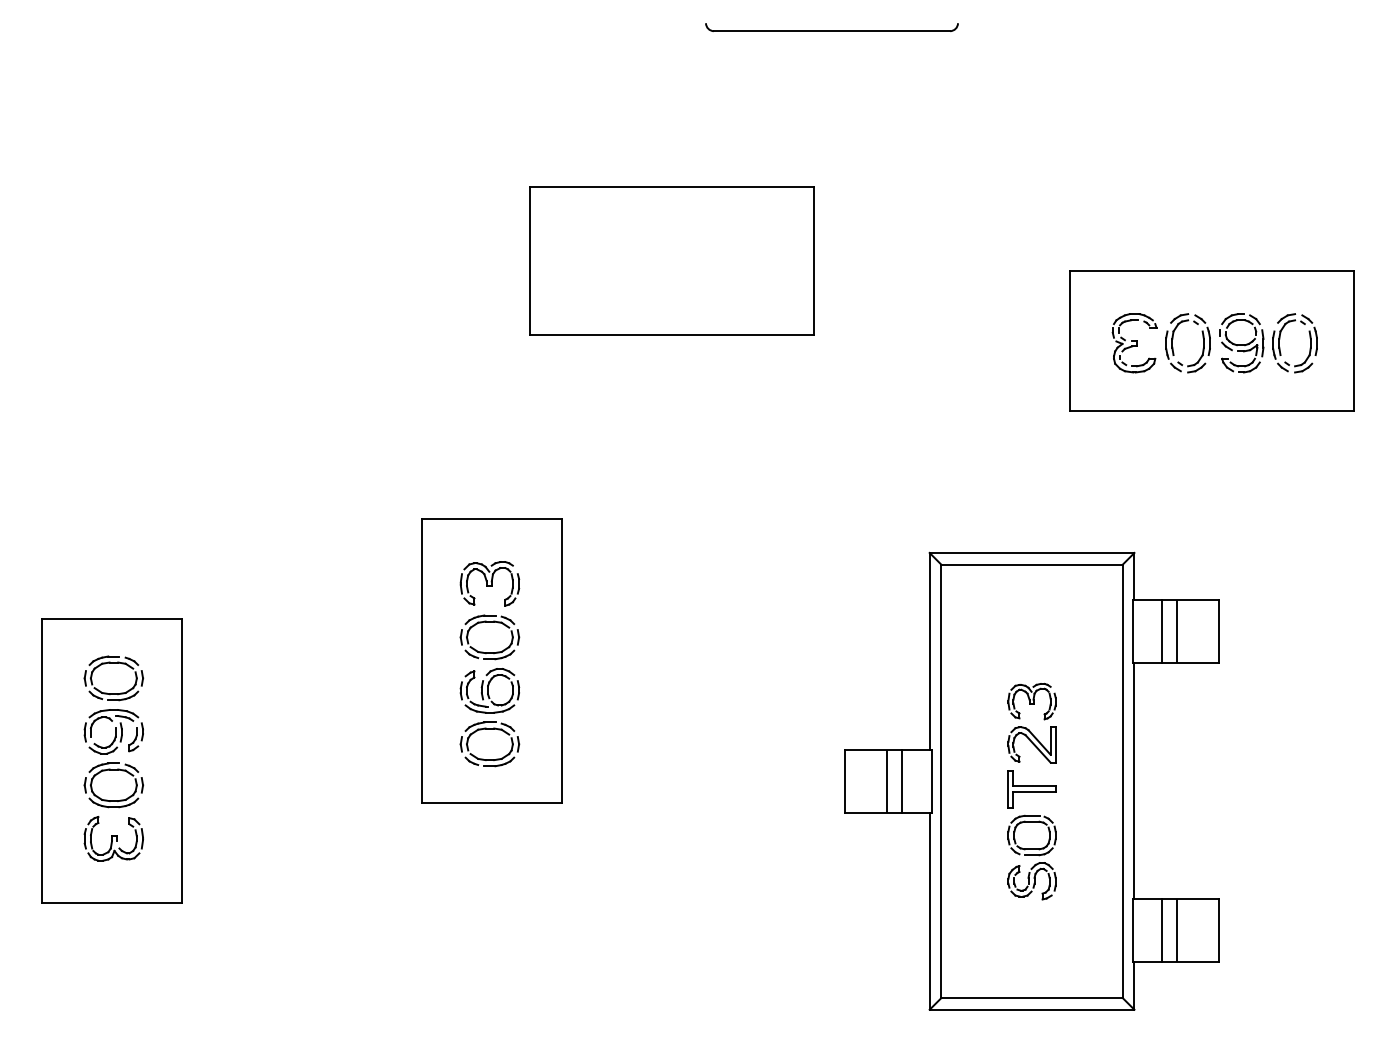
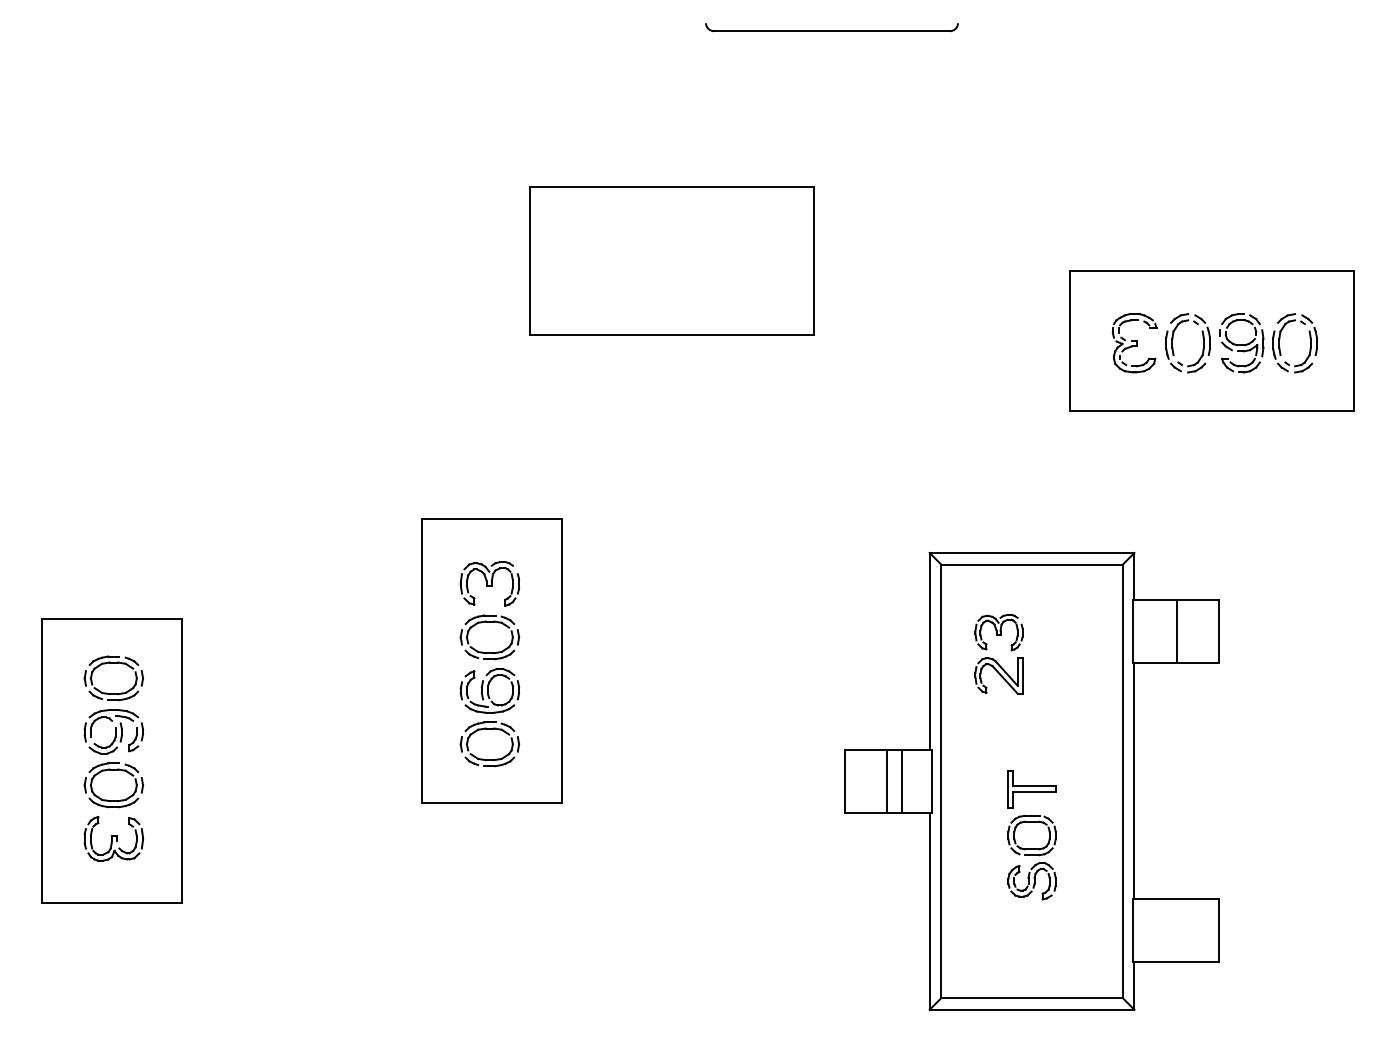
line: present -> none (1162, 631)
part position: (1026, 727) -> (993, 658) (993, 658)
line: present -> none (1162, 930)
line: present -> none (1176, 930)
